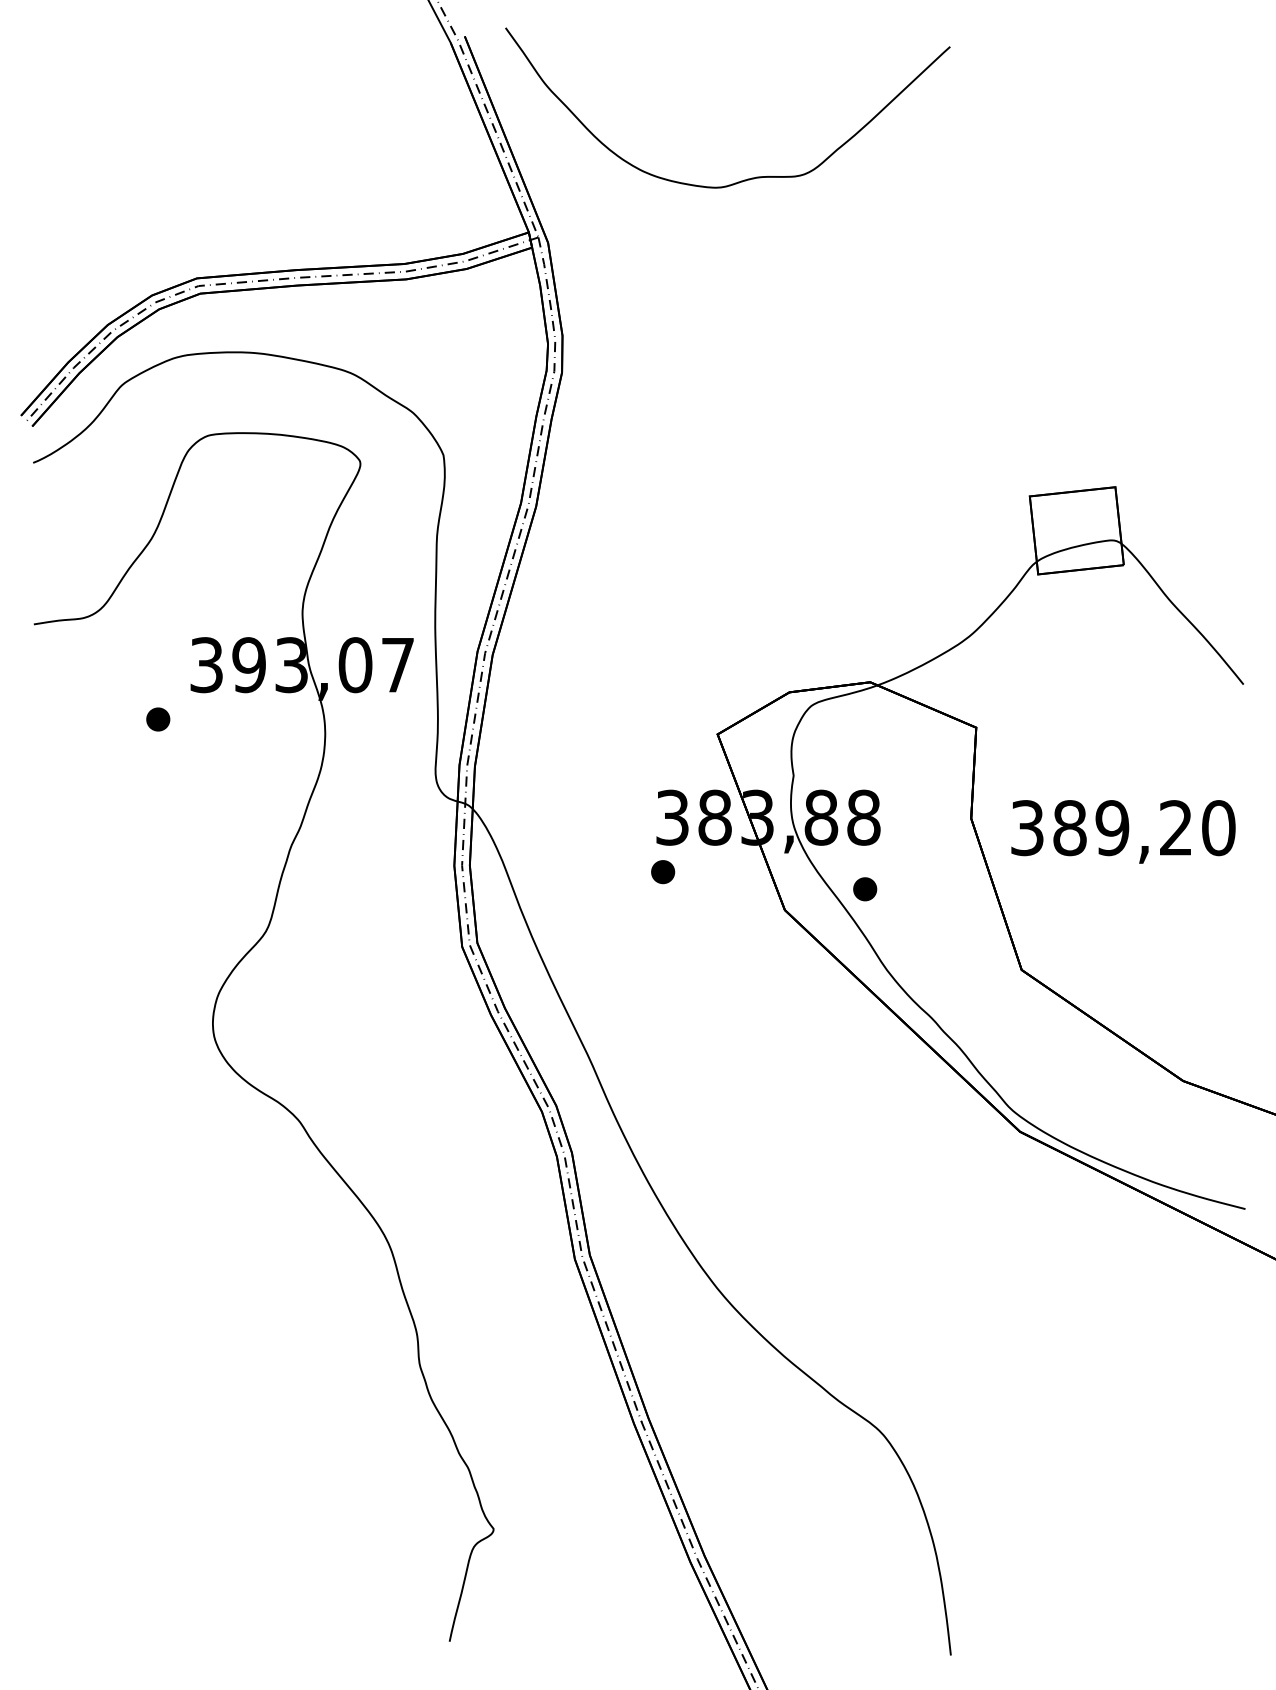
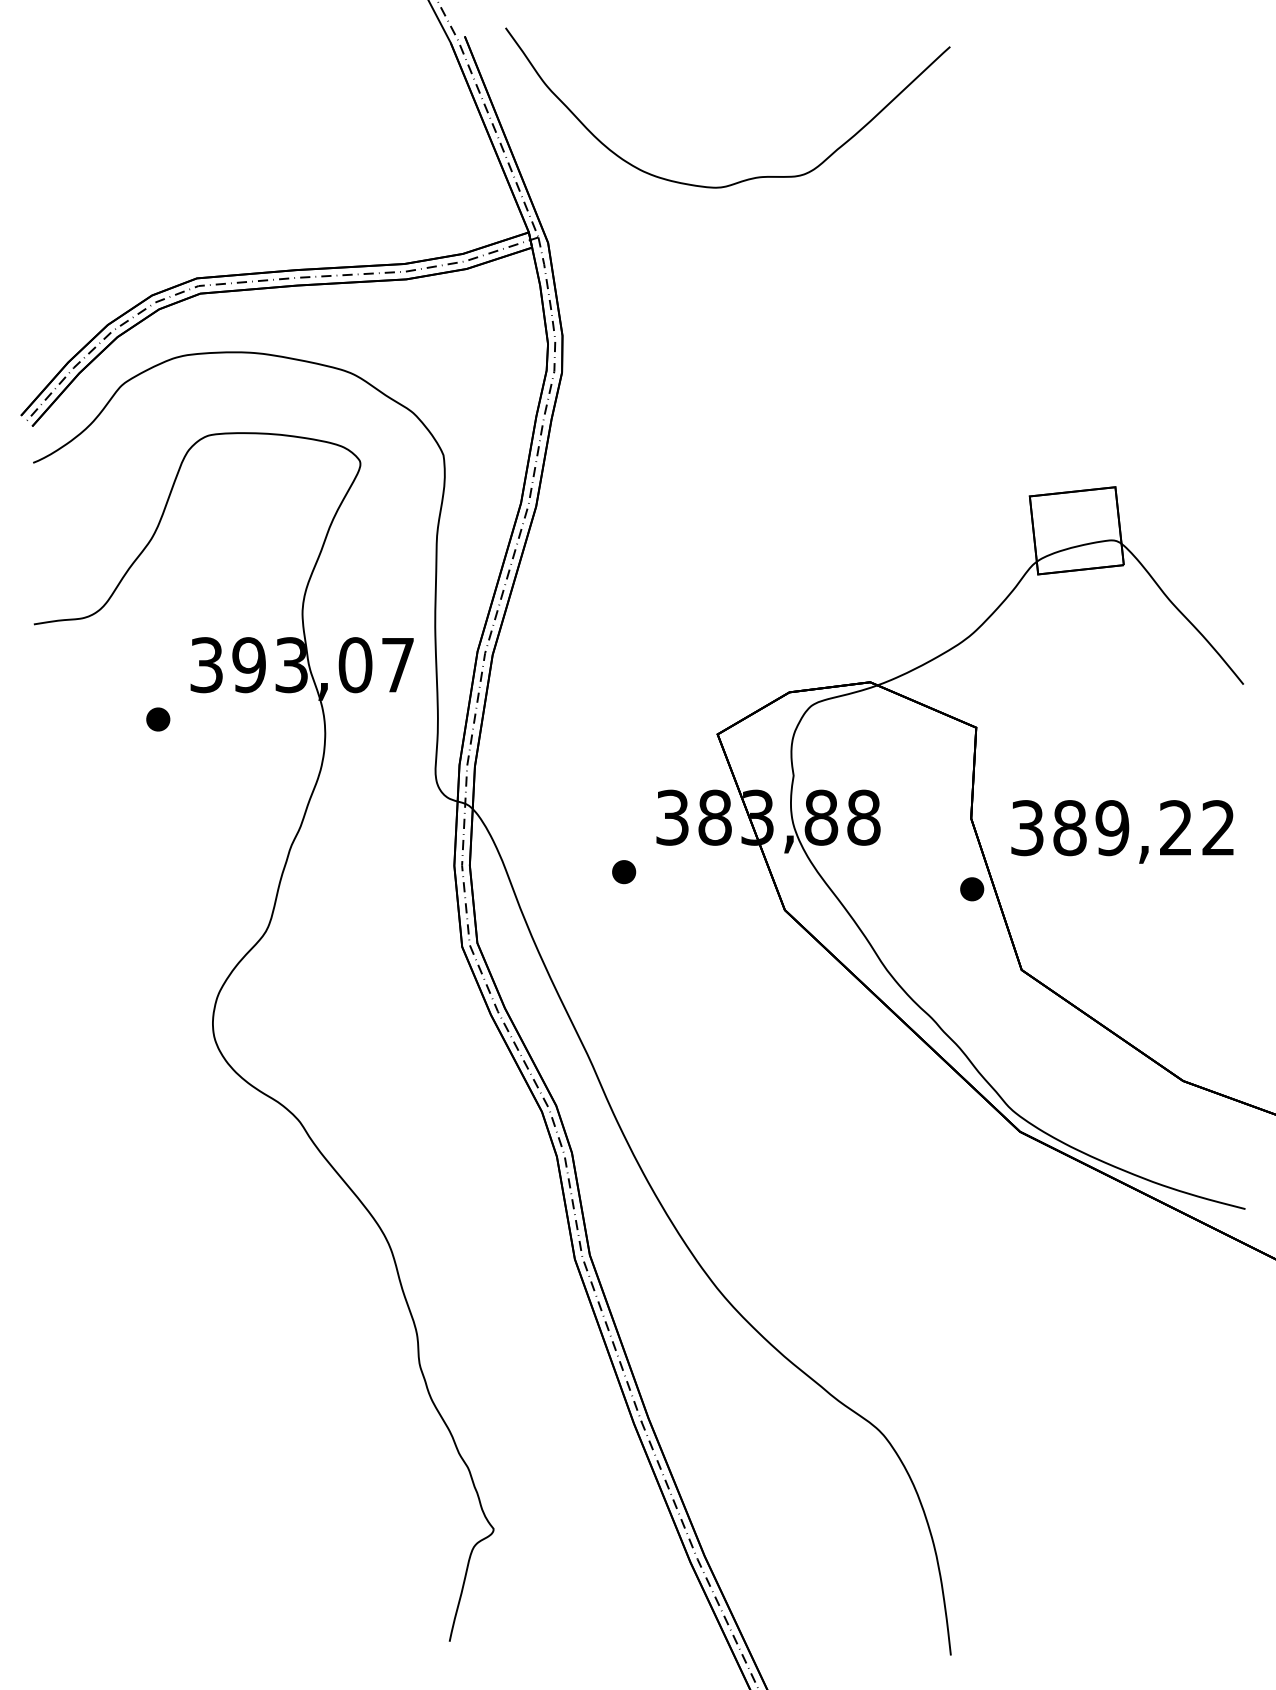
text: 389,20 -> 389,22 (1218, 828)
part position: (663, 872) -> (624, 872) (624, 872)
part position: (865, 889) -> (972, 889) (972, 889)
